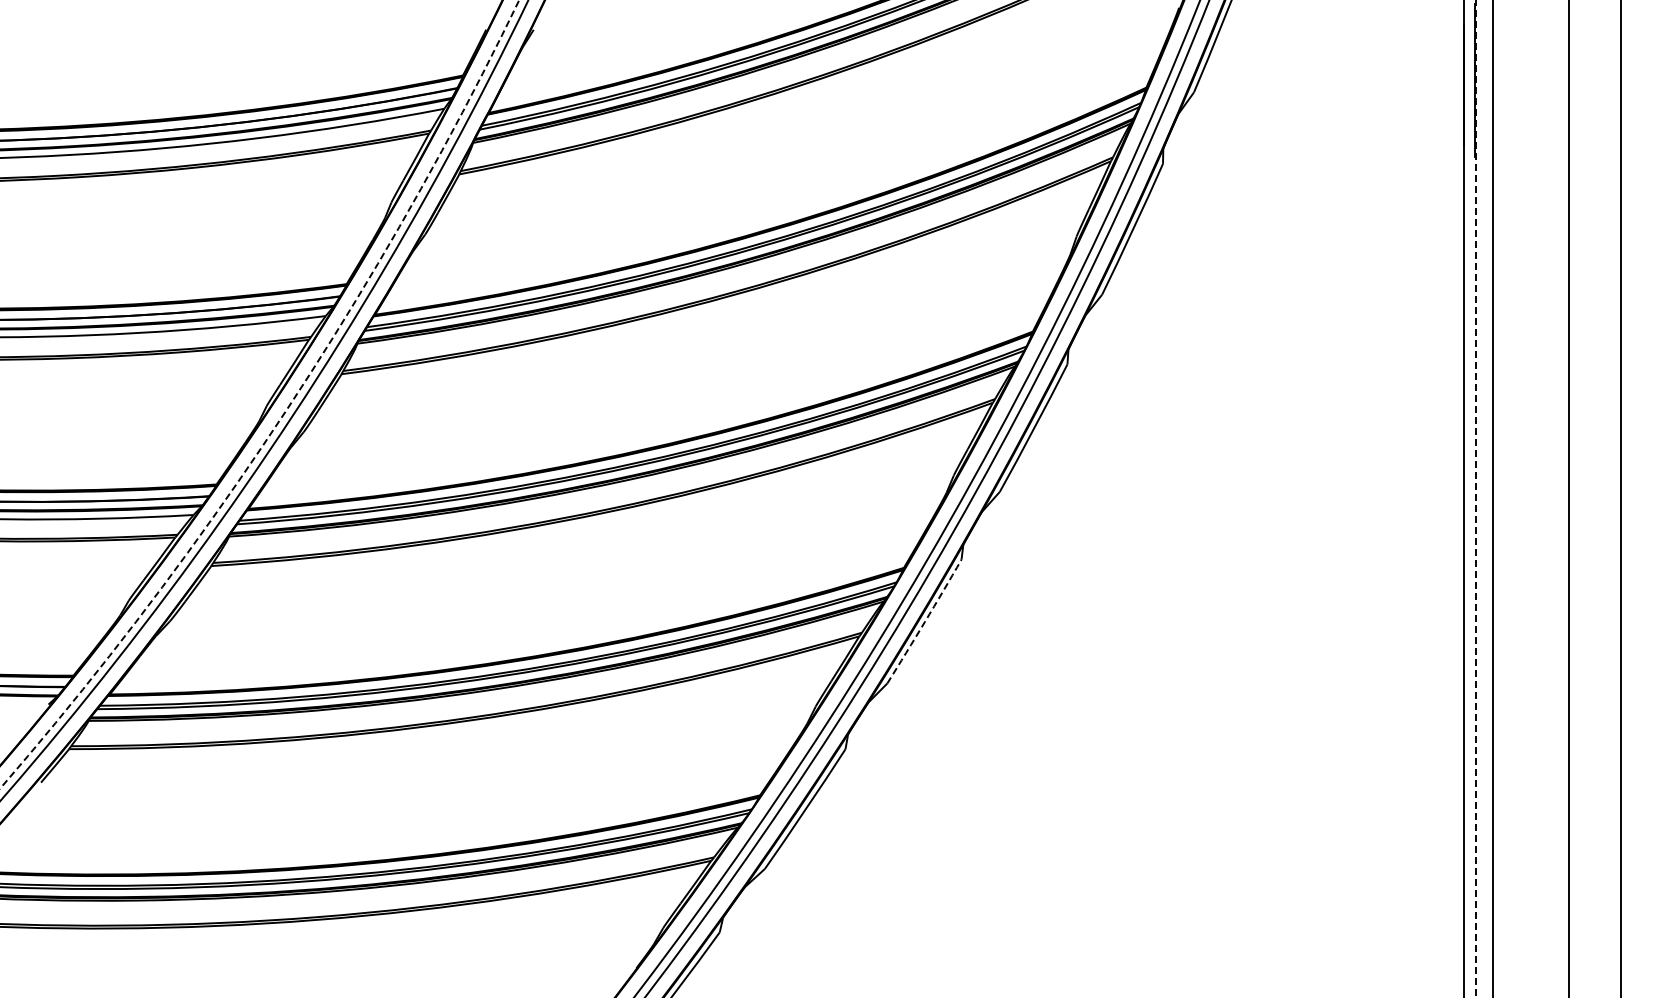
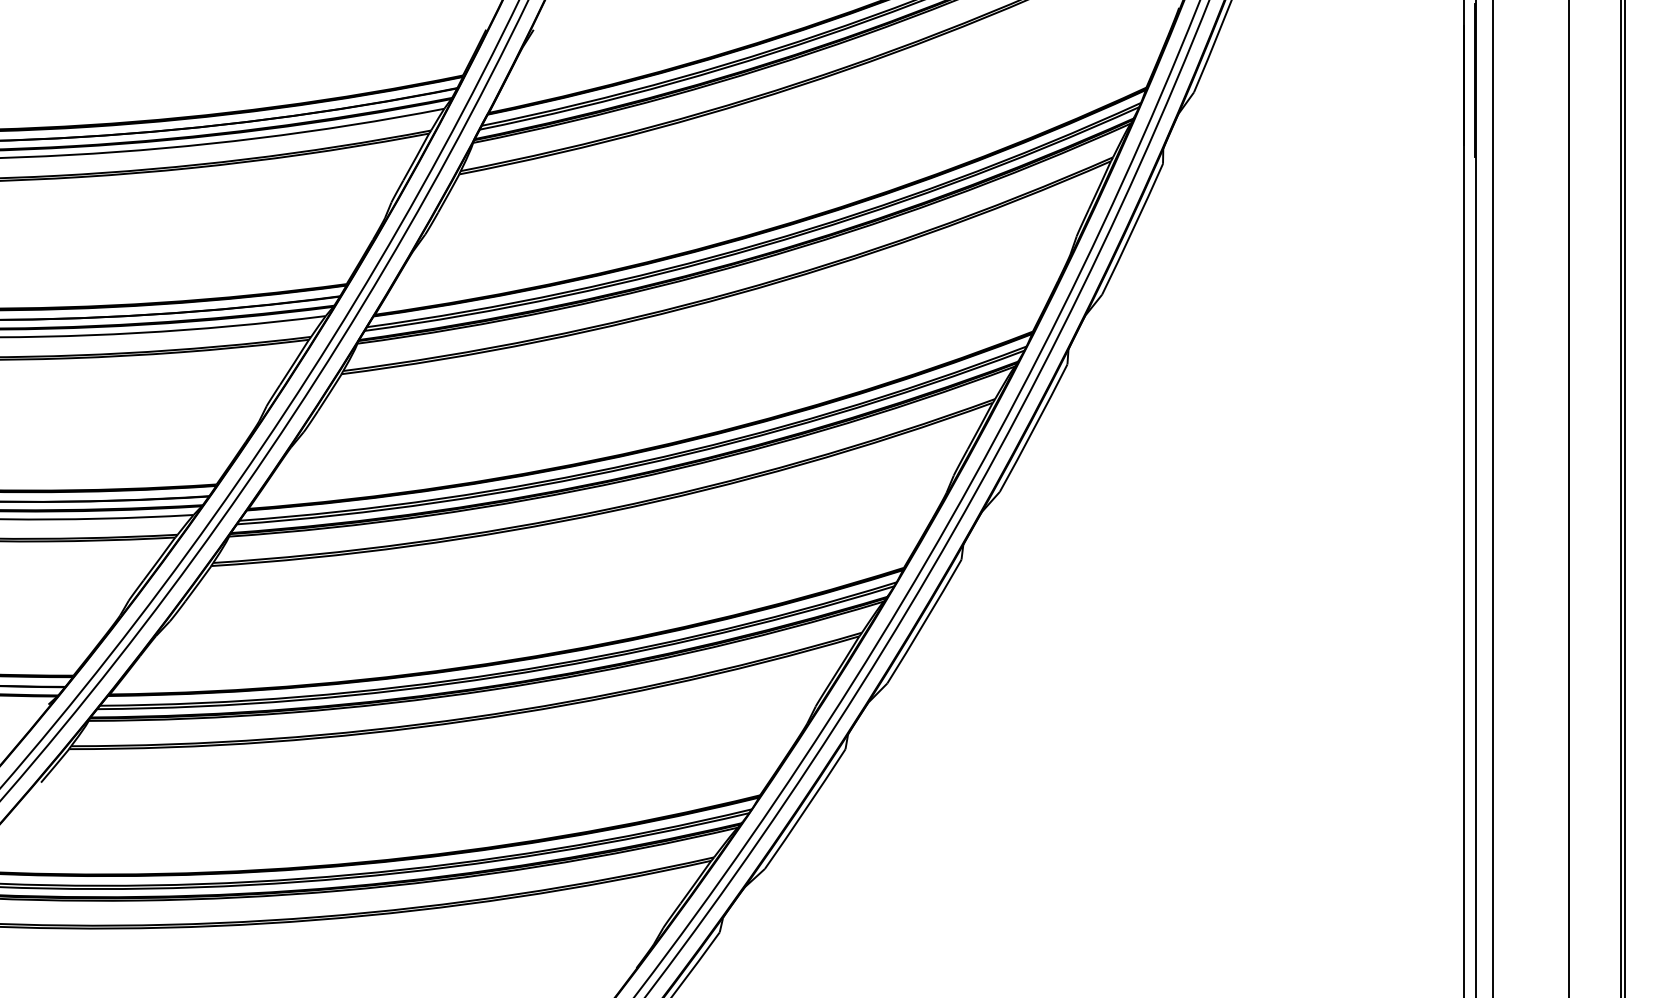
circle: dashed -> solid (259, 394)
line: none -> present (1625, 498)
line: dashed -> solid (1476, 499)
arc: dashed -> solid (924, 621)
